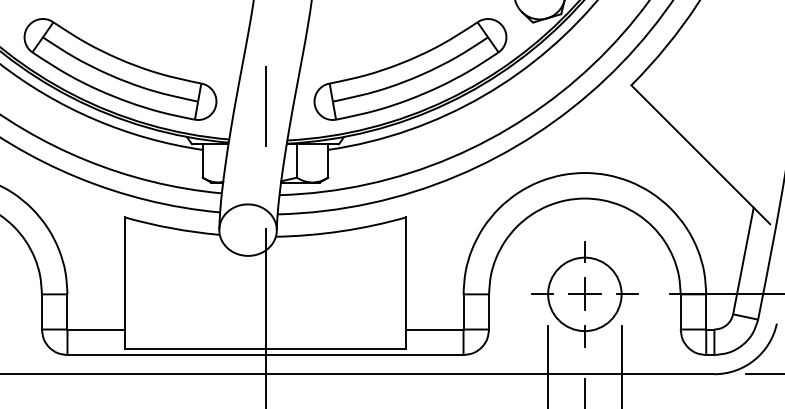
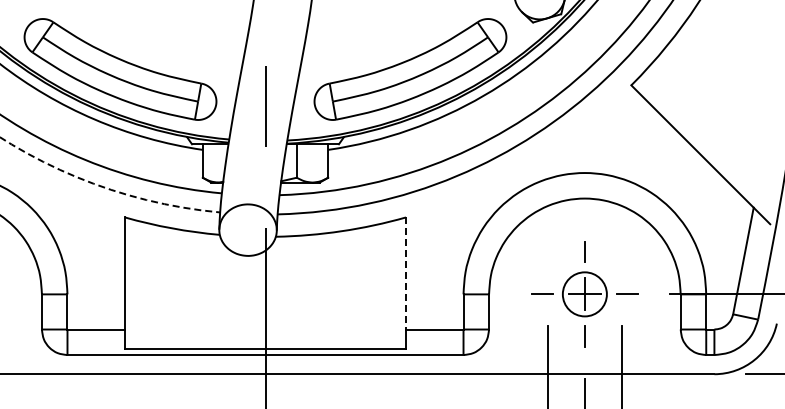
arc: solid -> dashed (104, 187)
line: solid -> dashed (406, 273)
circle diameter: 73 px -> 44 px (584, 294)
